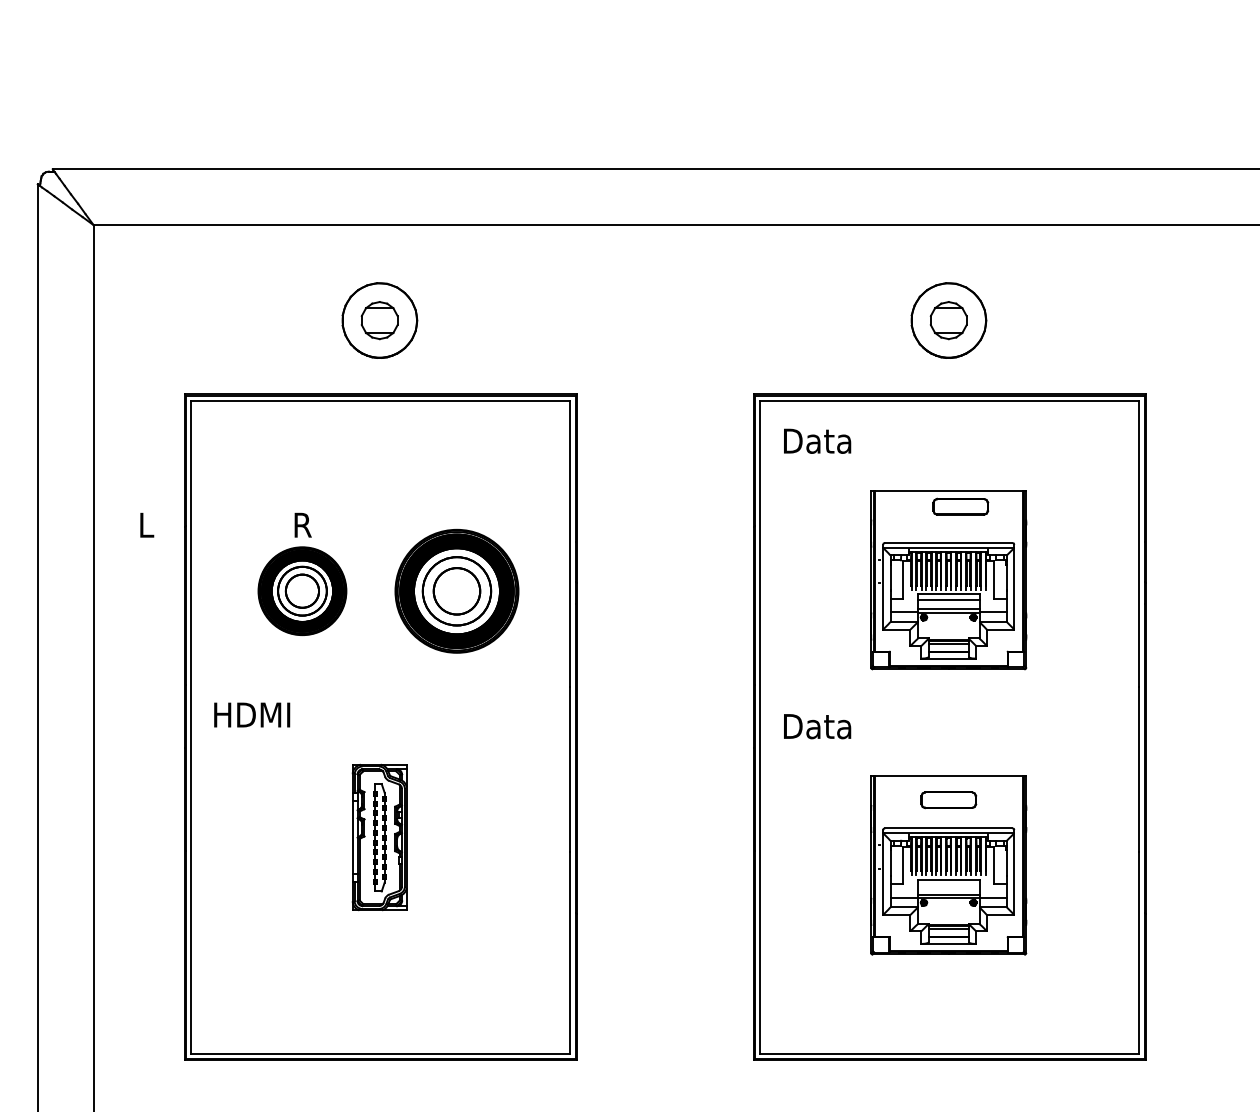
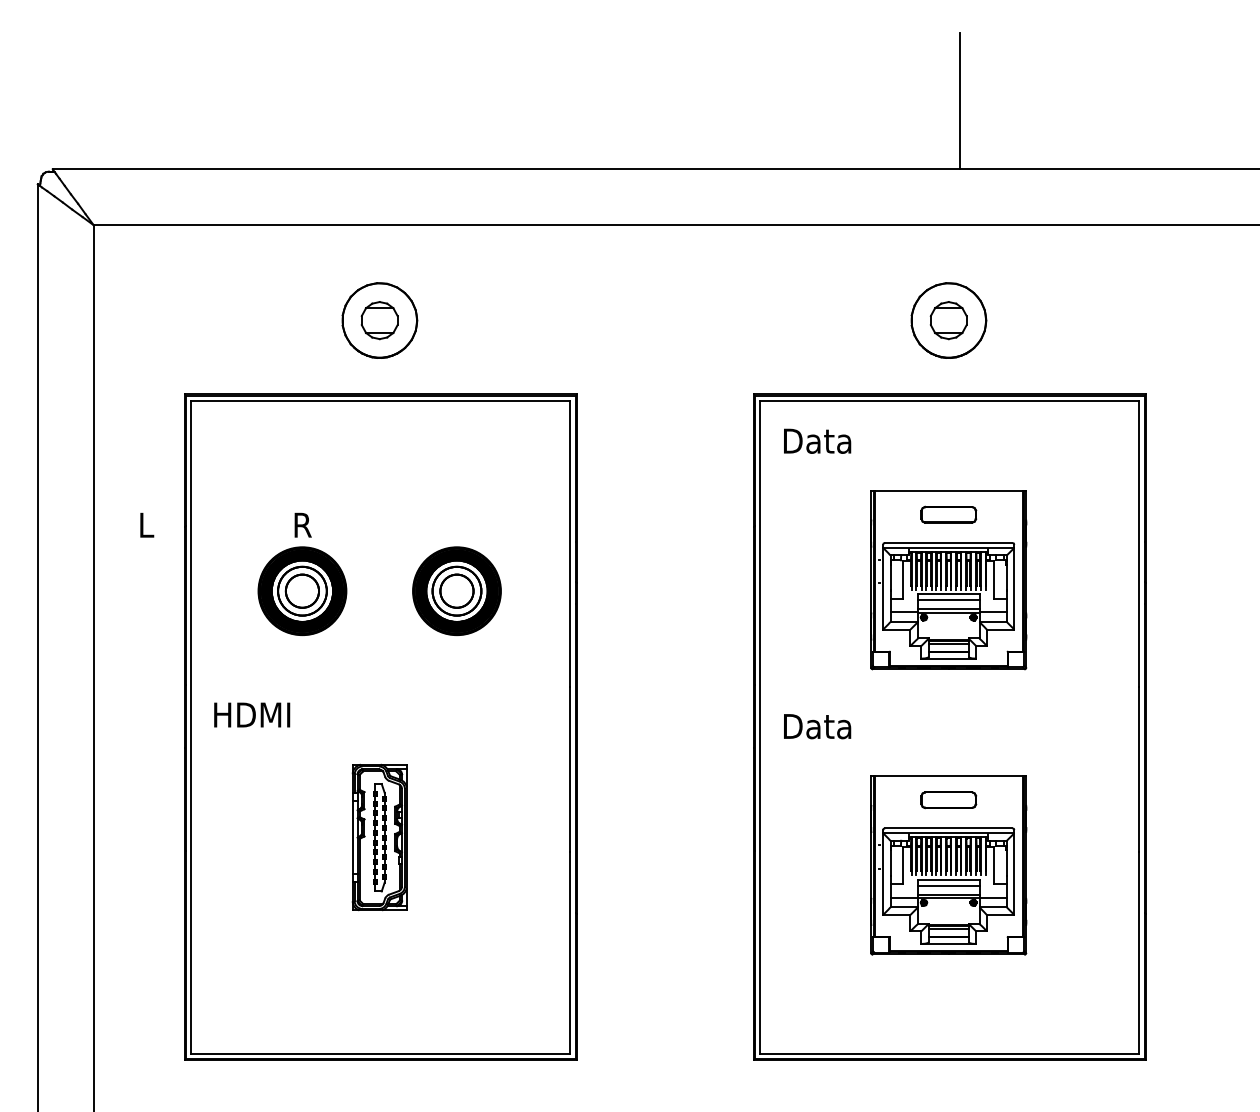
line: none -> present (960, 101)
part position: (960, 506) -> (948, 514) (948, 514)
part size: 126x126 px -> 90x90 px (456, 590)
line: none -> present (948, 885)
